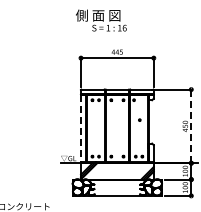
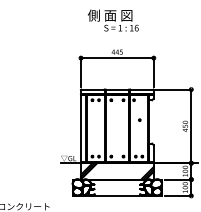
text position: (101, 20) -> (113, 20) (113, 20)
line: dashed -> solid (191, 126)
line: dashed -> solid (81, 128)
